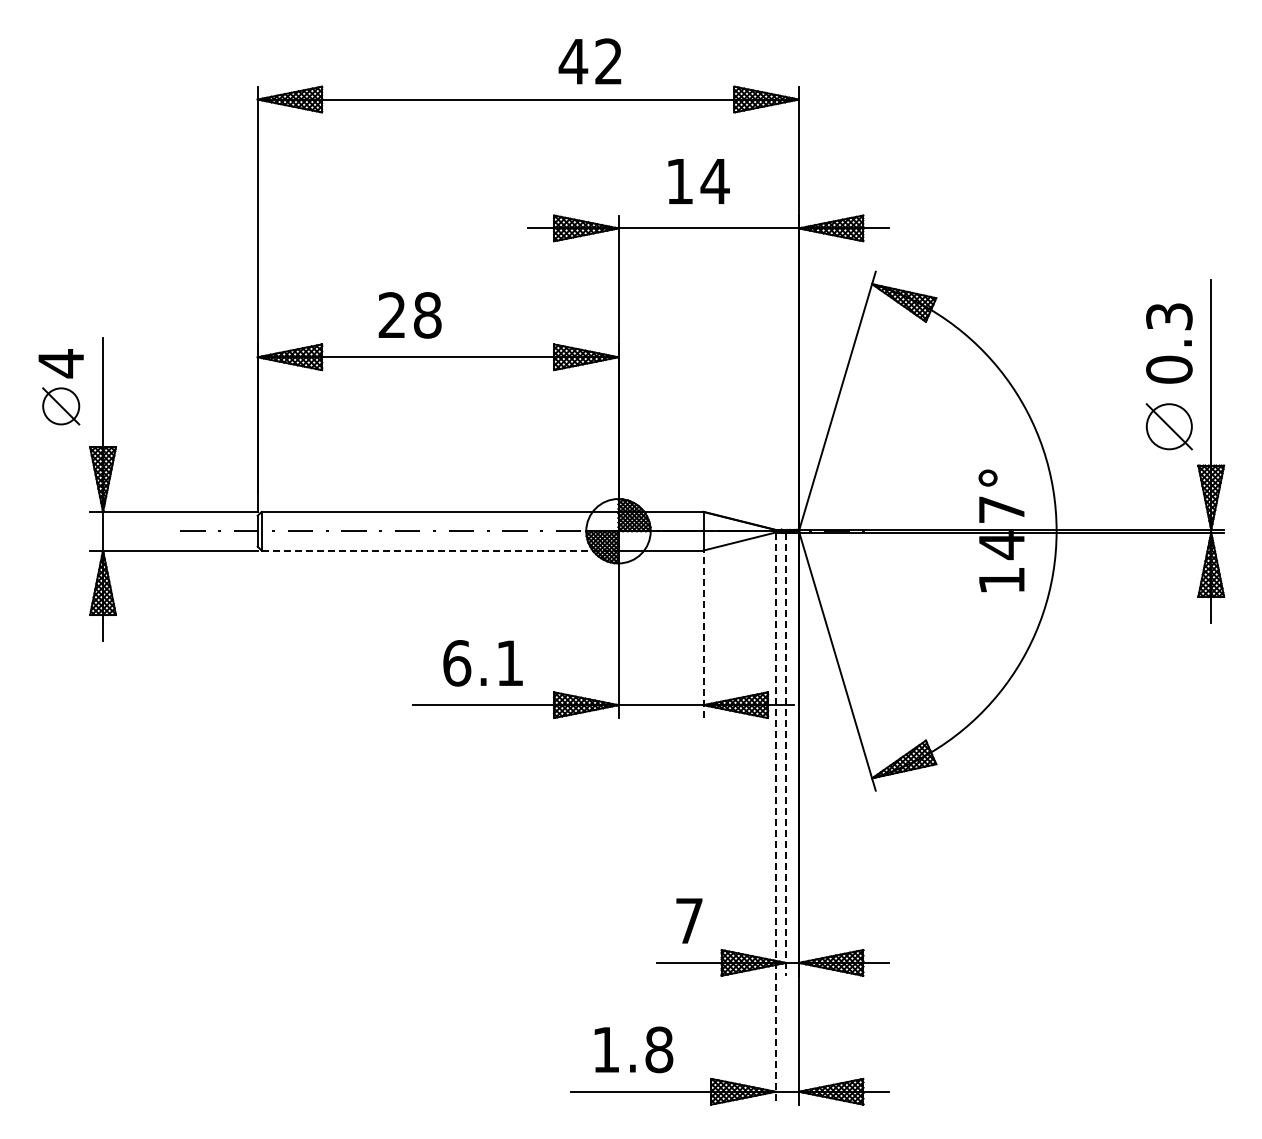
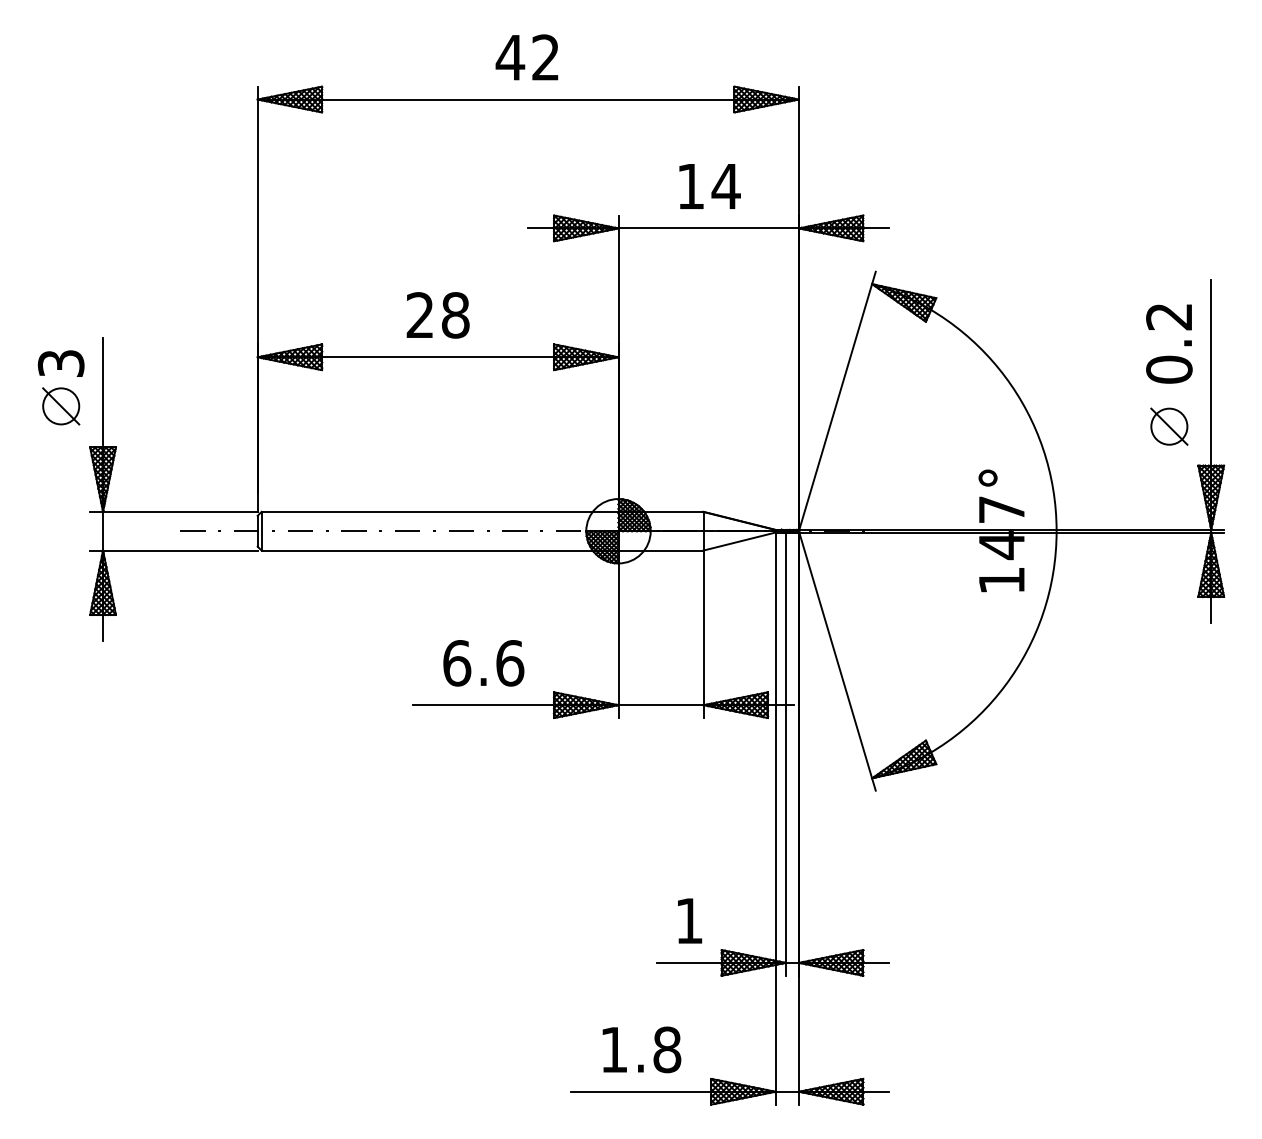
text position: (589, 61) -> (526, 57) (526, 57)
text position: (698, 181) -> (709, 186) (709, 186)
text position: (409, 315) -> (437, 315) (437, 315)
text: 0.3 -> 0.2 (1169, 316)
text: 4 -> 3 (60, 363)
part size: 48x48 px -> 39x39 px (1169, 426)
line: dashed -> solid (440, 550)
line: dashed -> solid (703, 634)
text: 6.1 -> 6.6 (510, 663)
line: dashed -> solid (786, 754)
line: dashed -> solid (775, 819)
text: 7 -> 1 (689, 920)
text position: (633, 1049) -> (641, 1049) (641, 1049)
